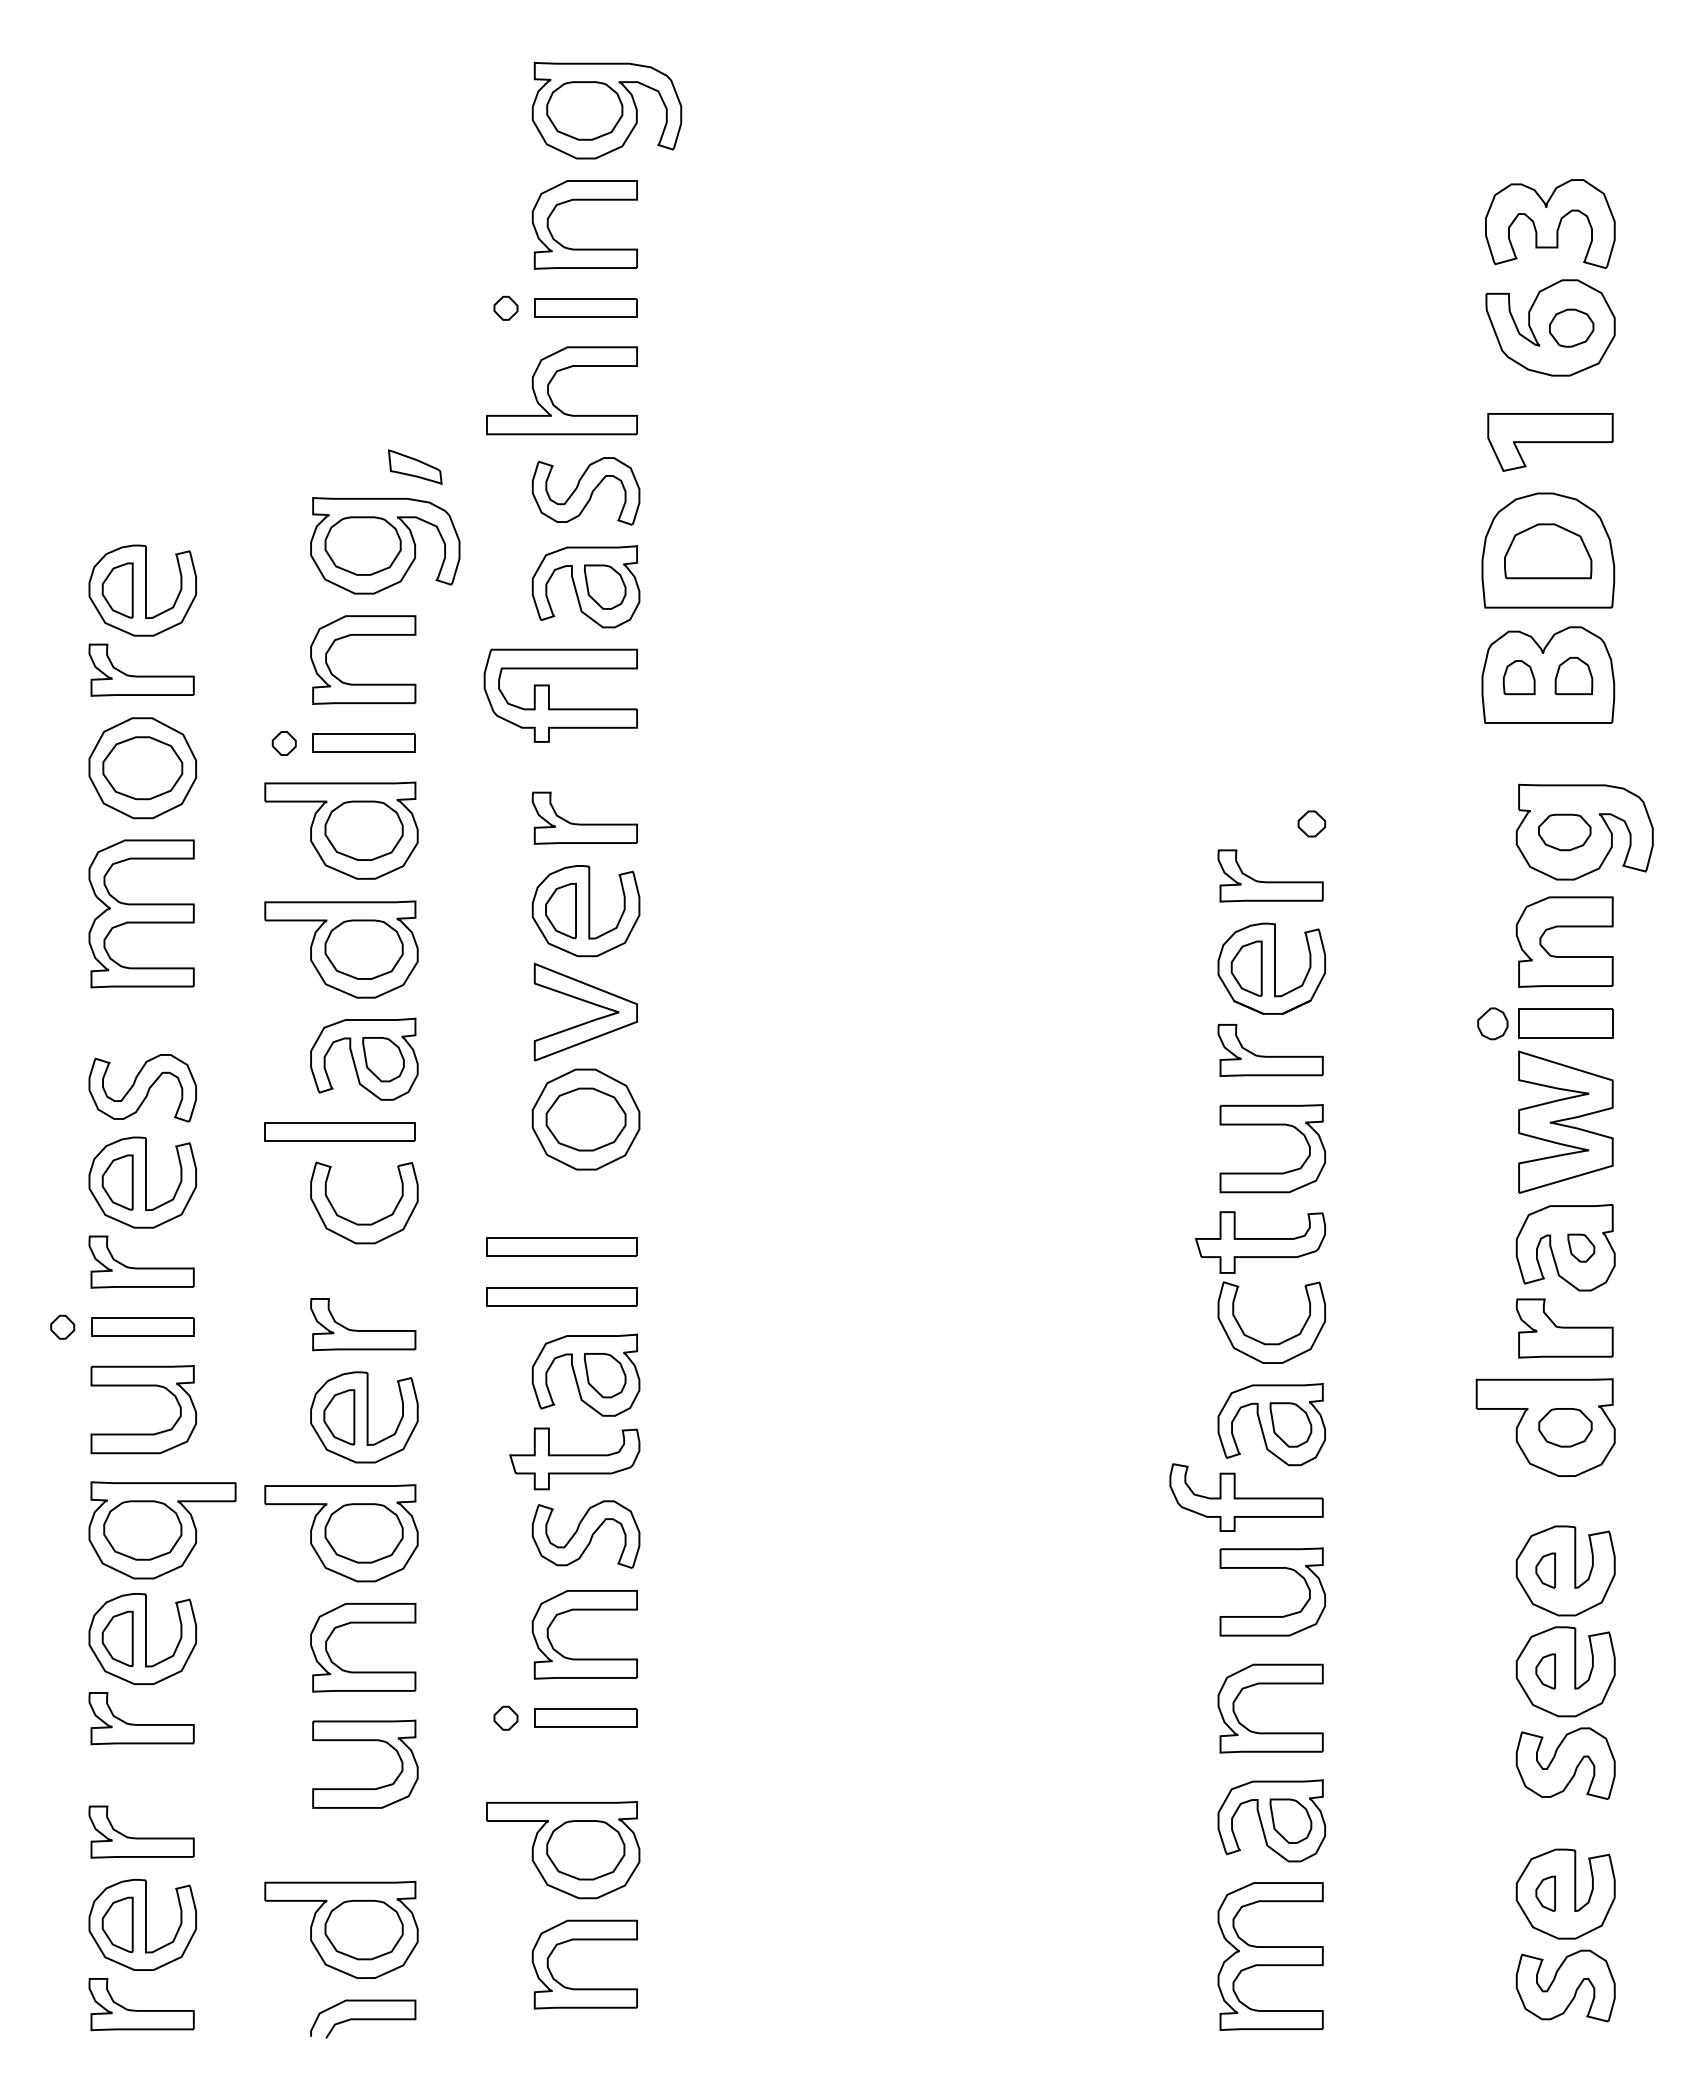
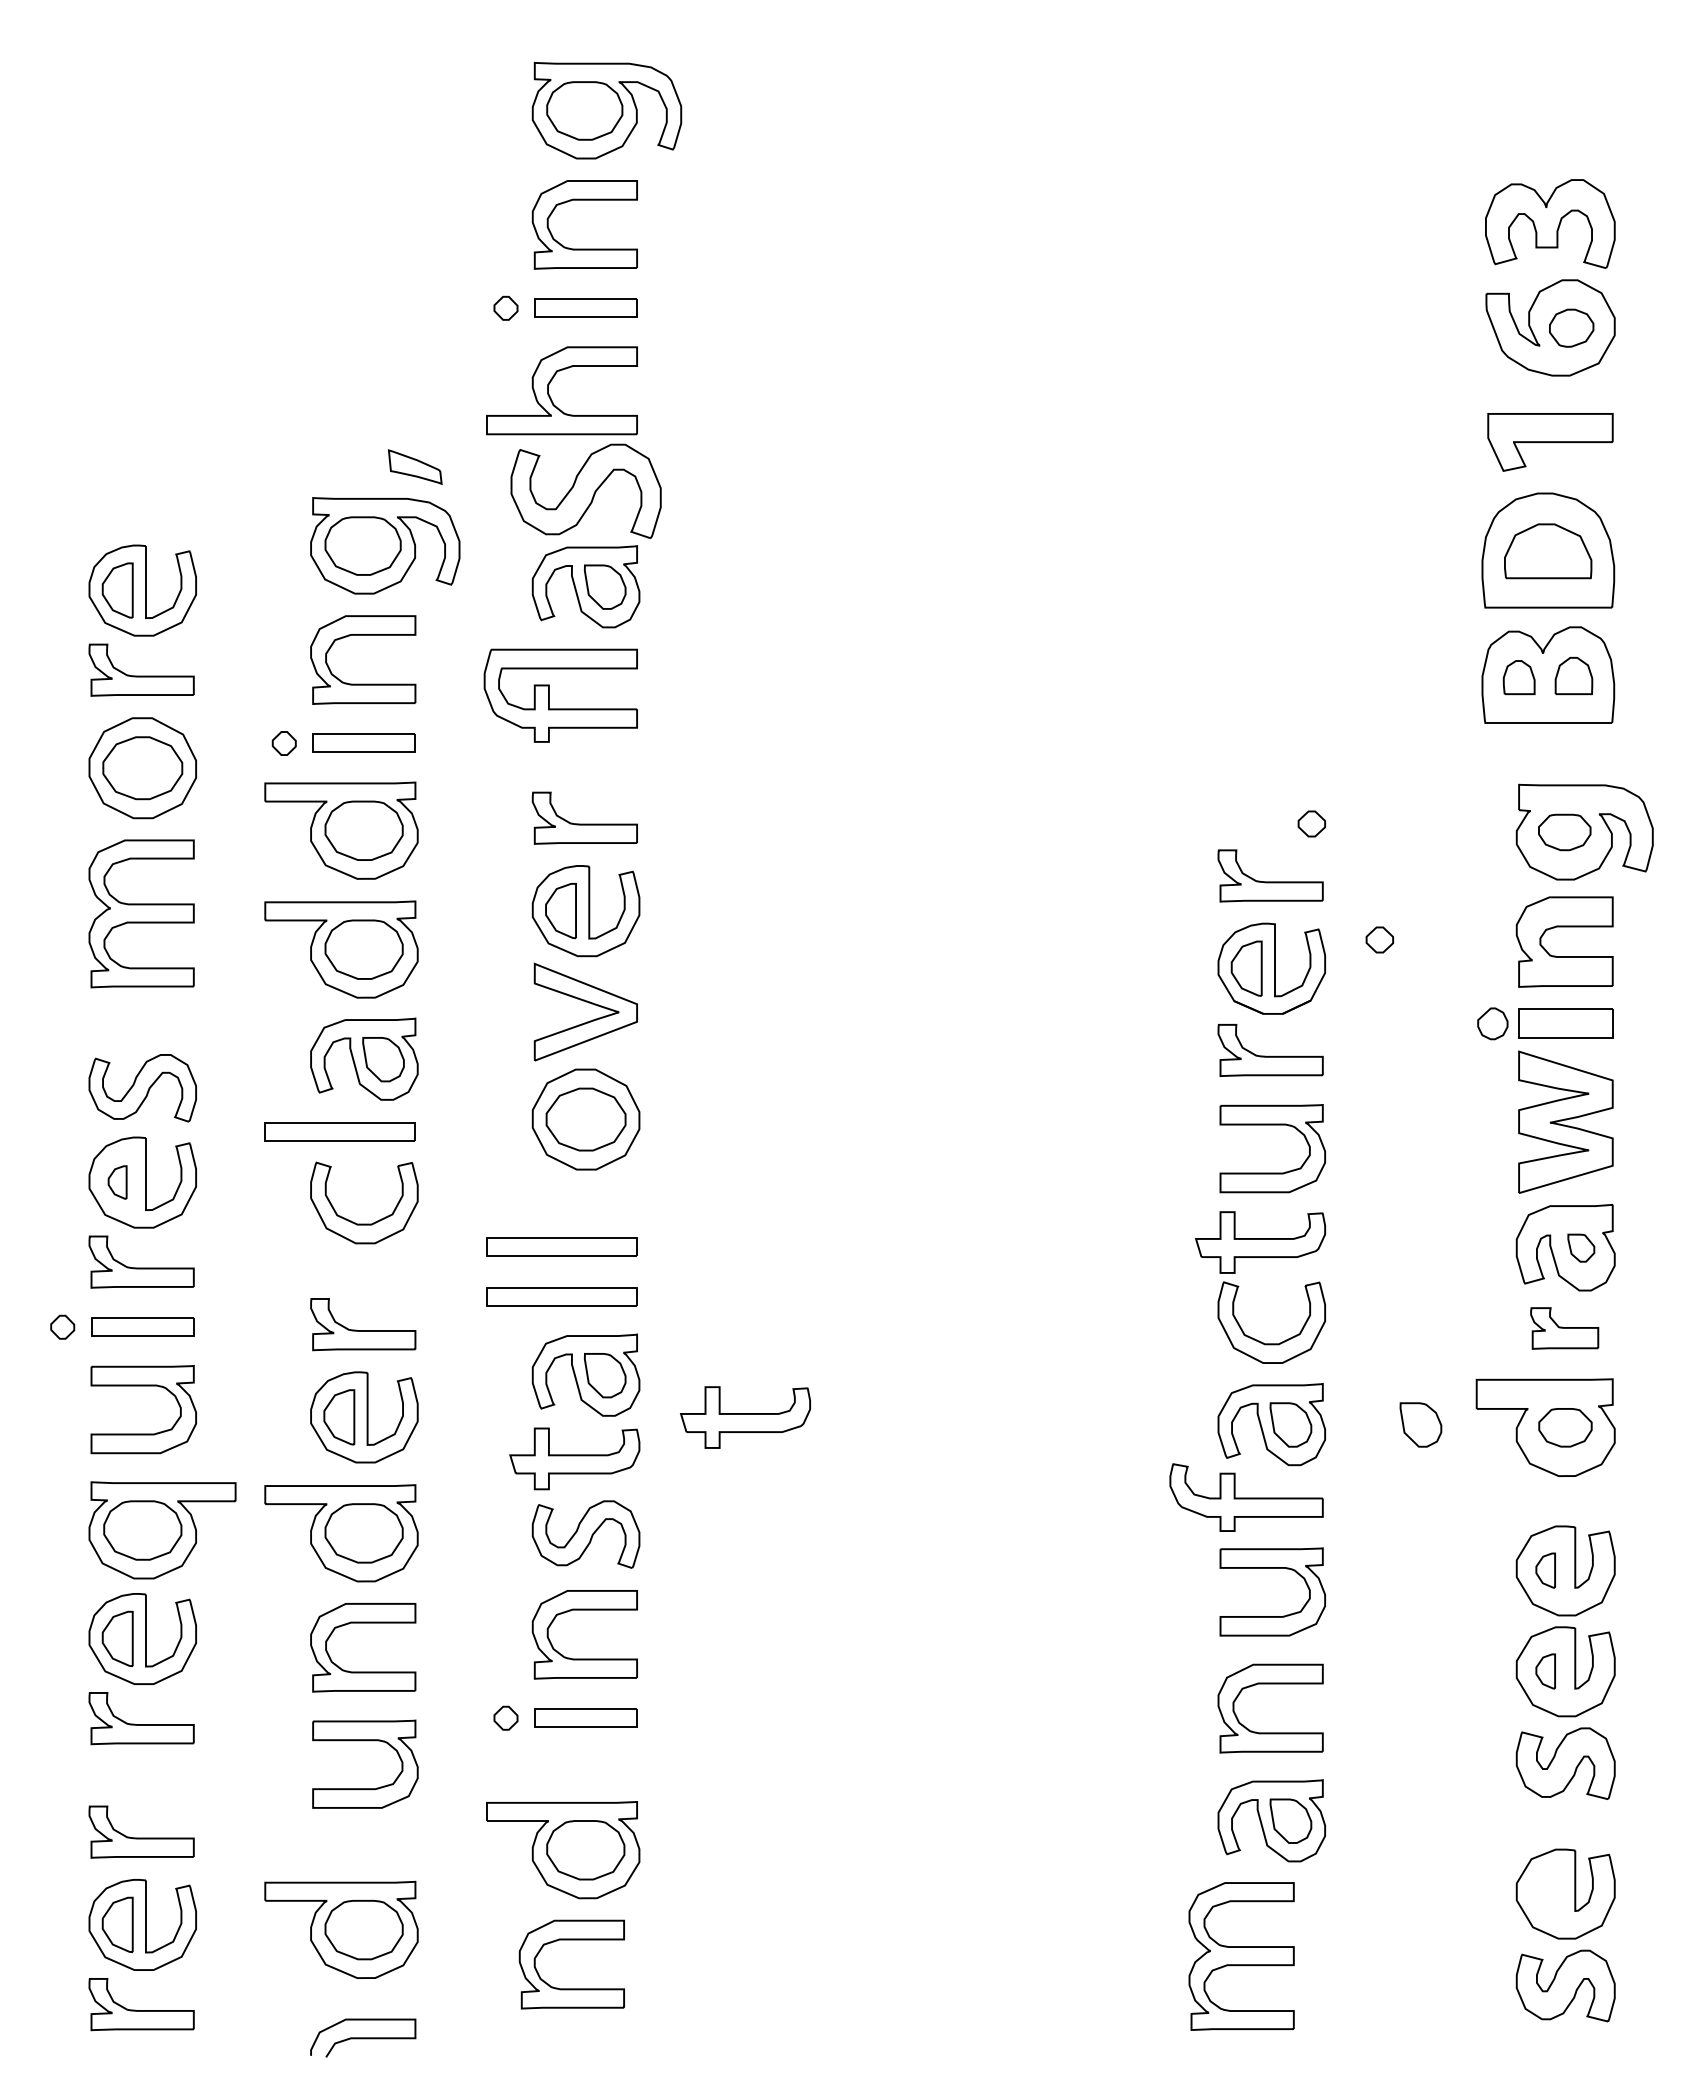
part size: 110x69 px -> 152x96 px (585, 490)
part: none -> present (1379, 939)
part size: 33x57 px -> 21x35 px (117, 1182)
part size: 99x61 px -> 70x43 px (1564, 1328)
part: none -> present (745, 1417)
part: none -> present (1420, 1424)
part: present -> none (1545, 1893)
part position: (584, 1940) -> (571, 1940) (571, 1940)
part position: (1270, 1956) -> (1241, 1956) (1241, 1956)
curve position: (363, 2018) -> (363, 2037) (363, 2037)
